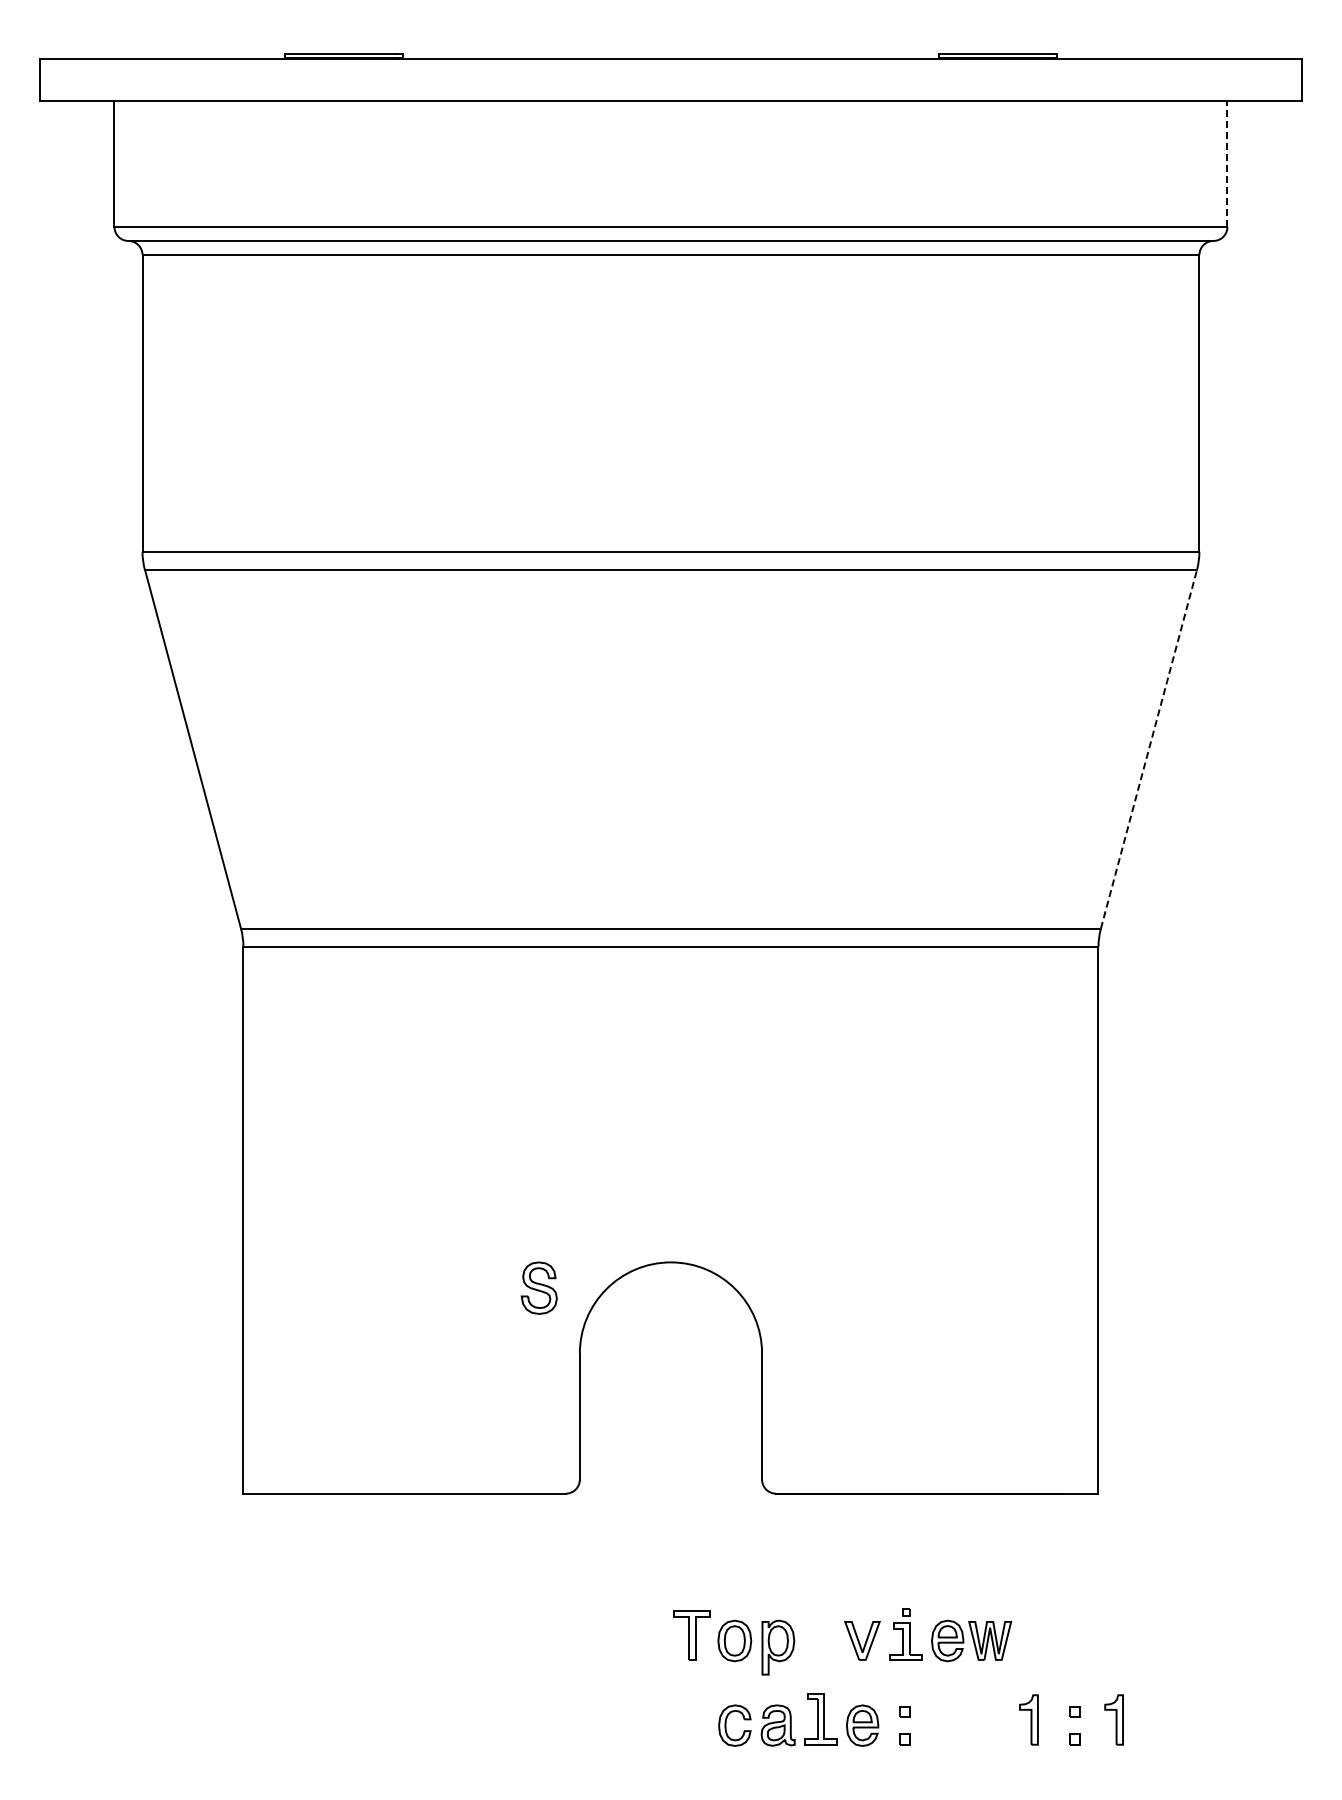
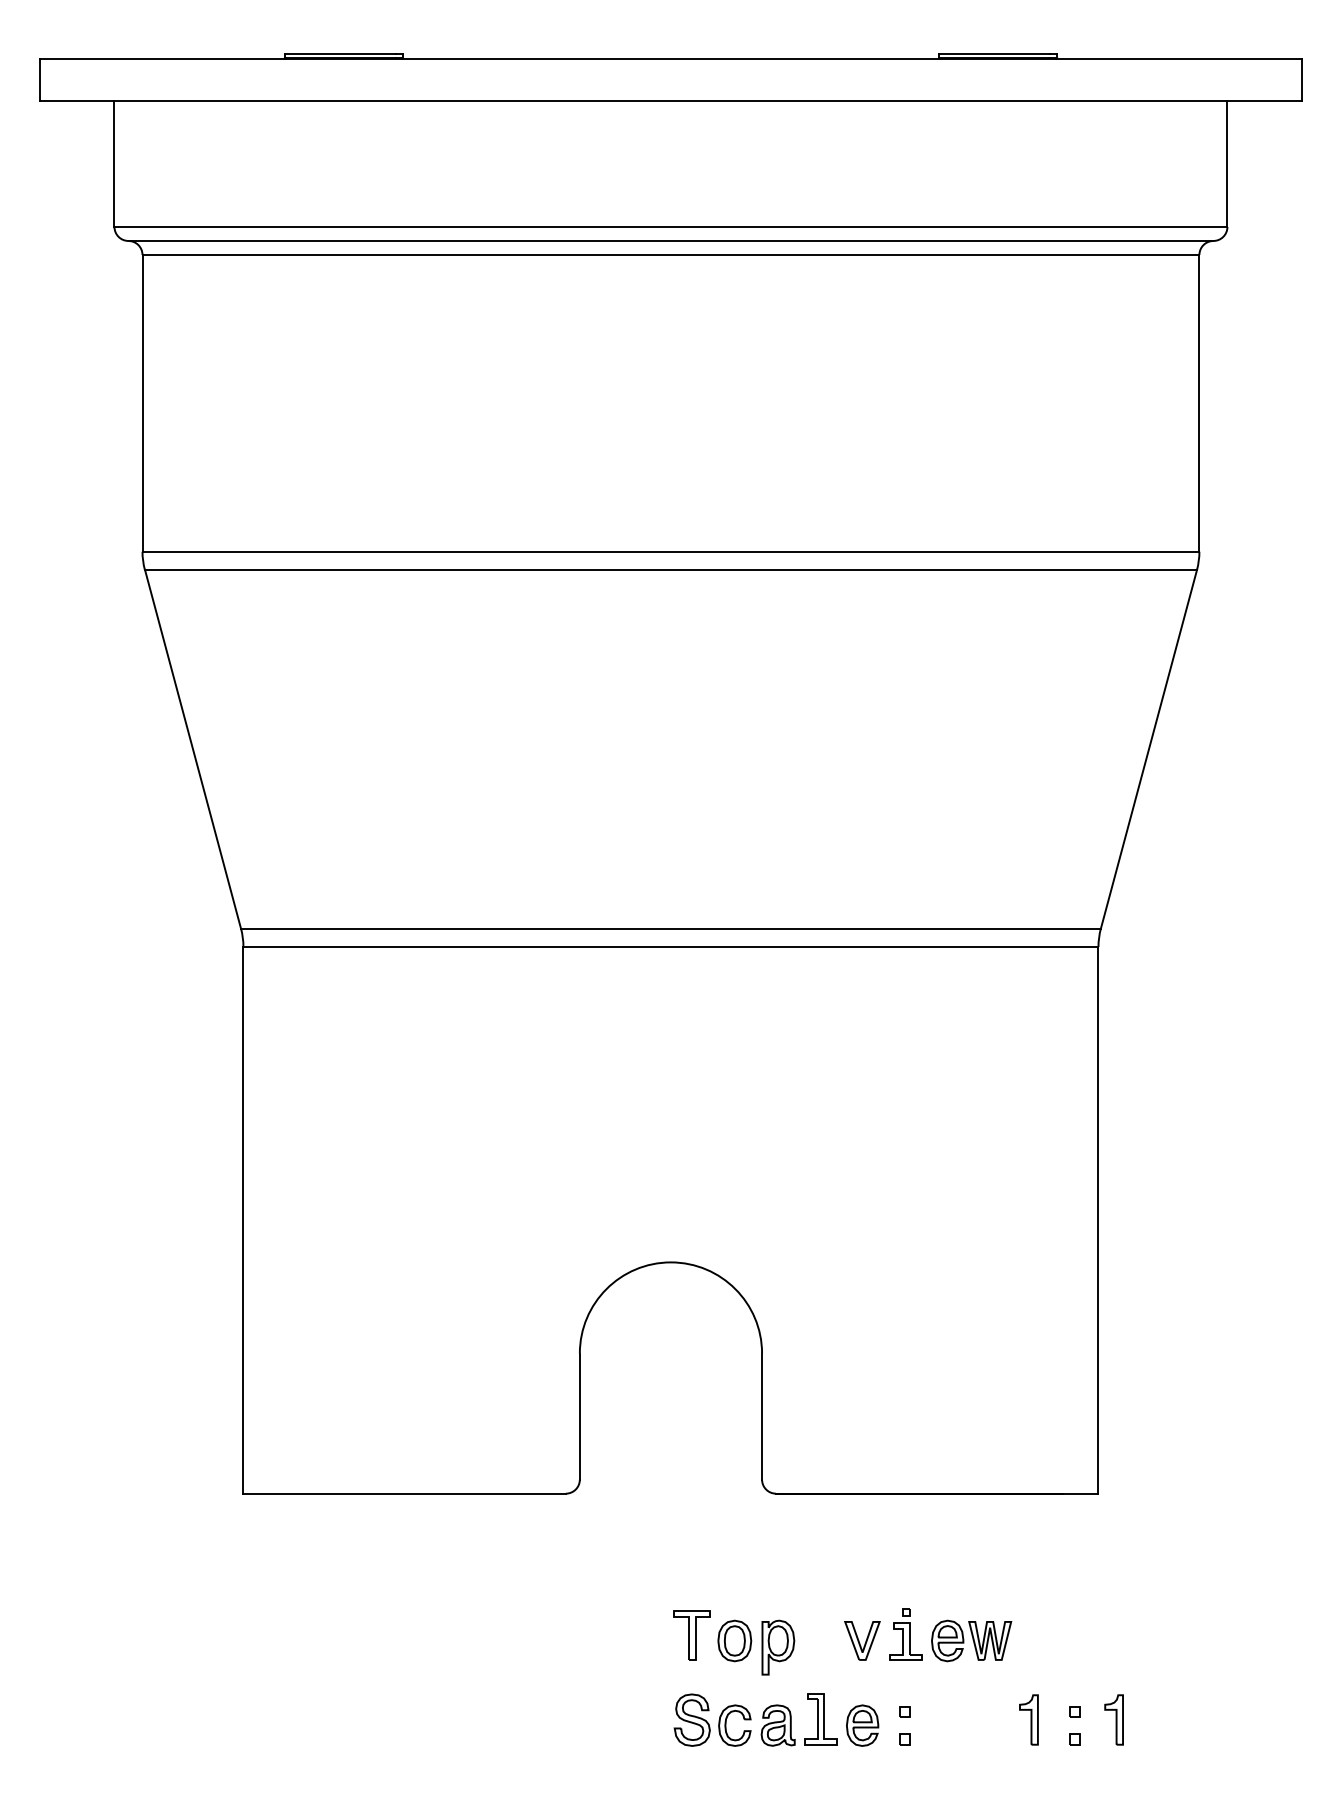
line: dashed -> solid (1227, 163)
line: dashed -> solid (1148, 749)
part position: (538, 1287) -> (691, 1719) (691, 1719)
